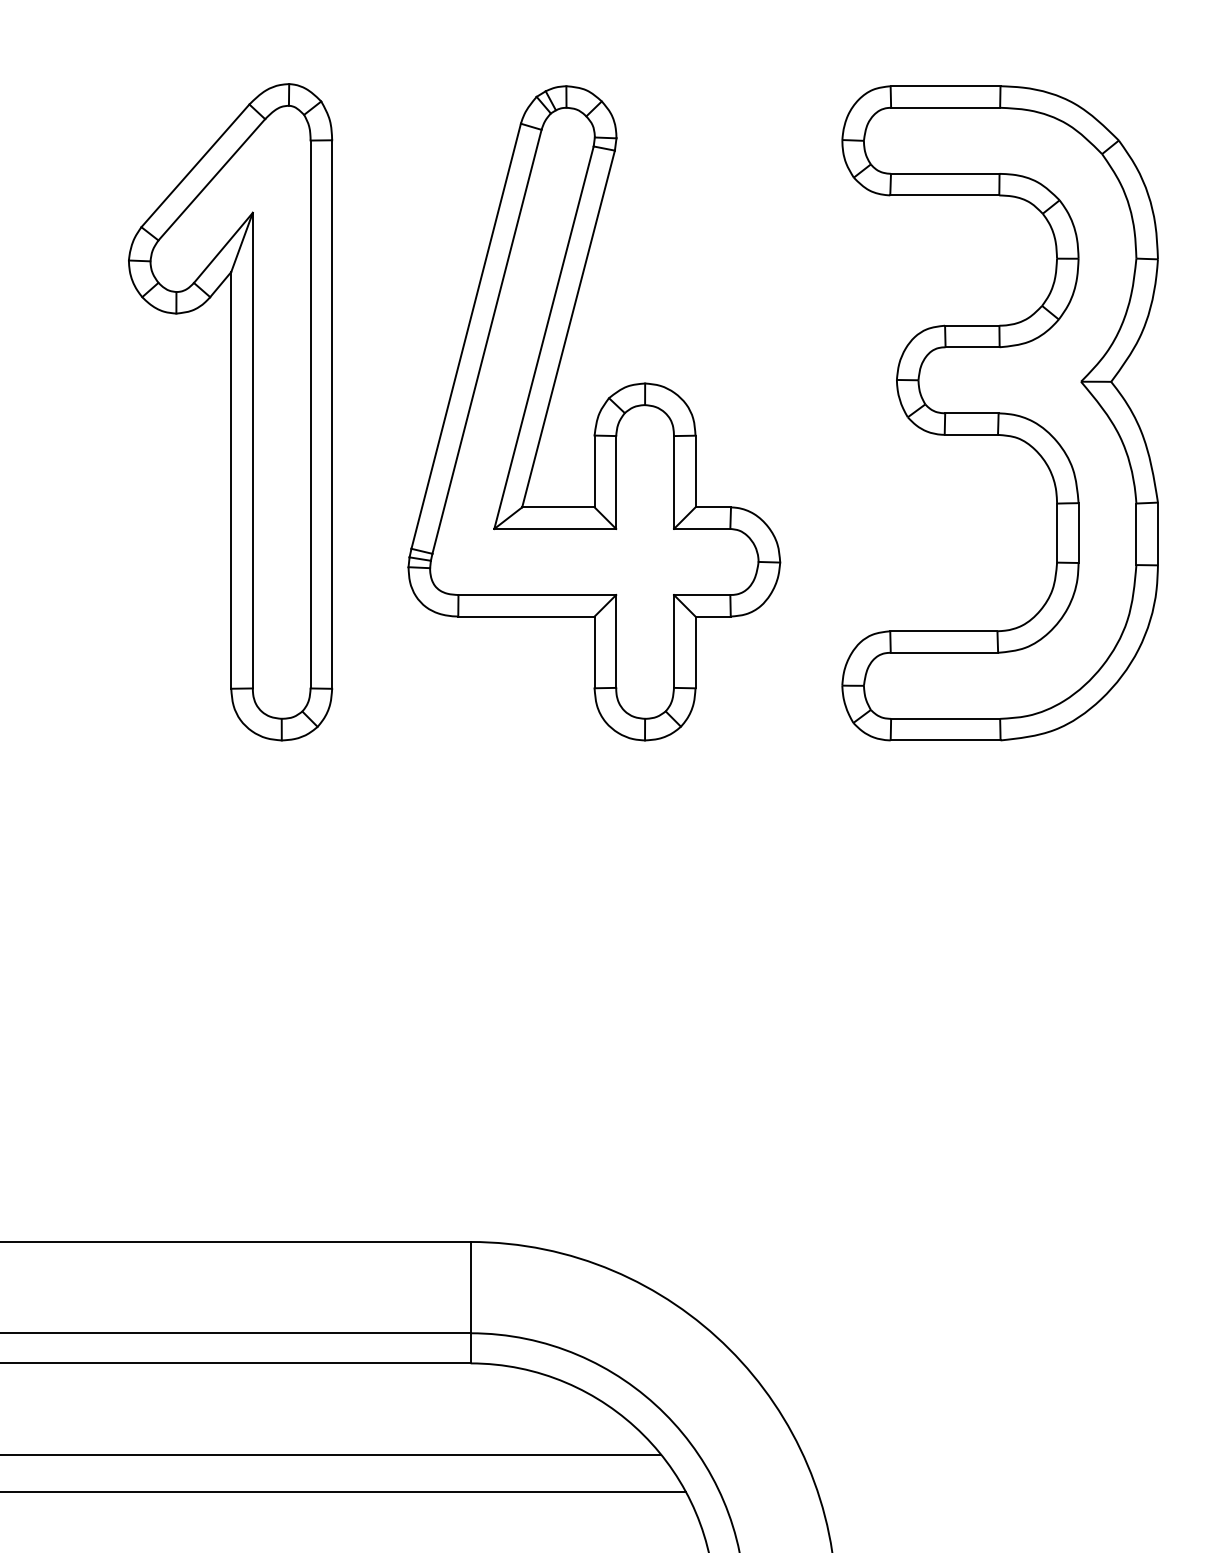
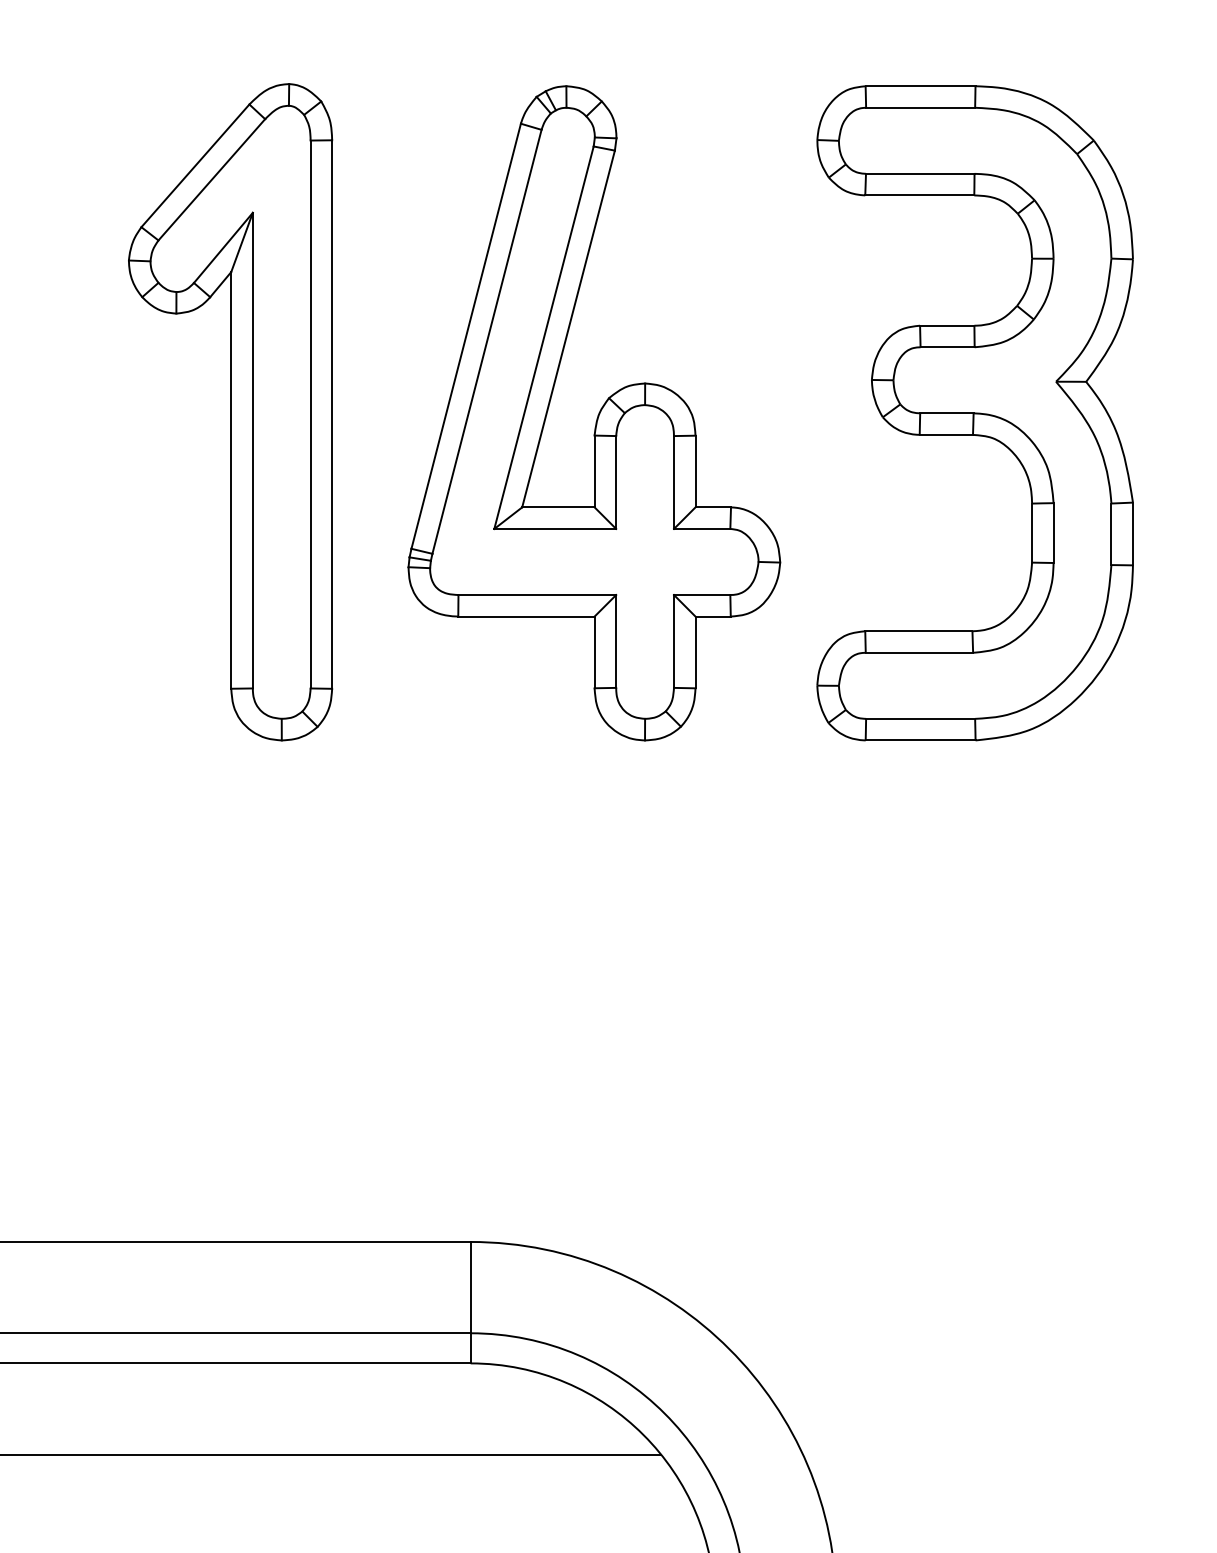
part position: (999, 413) -> (974, 413) (974, 413)
line: present -> none (343, 1491)
